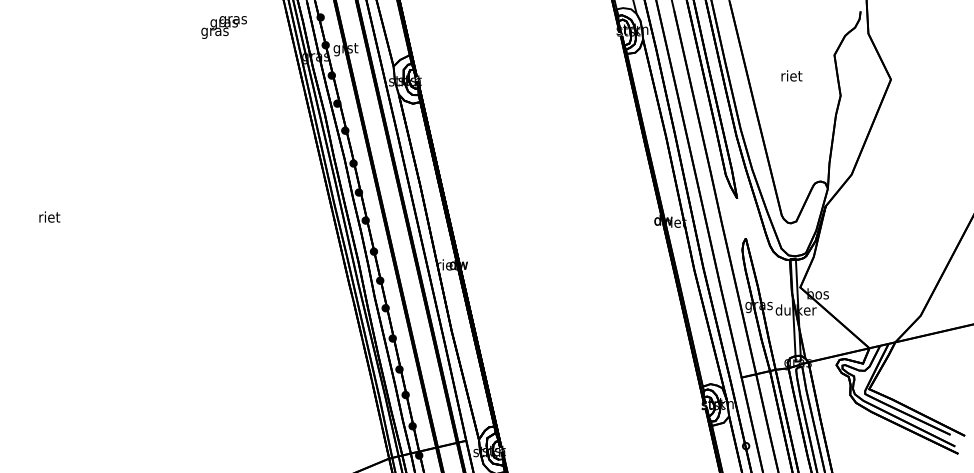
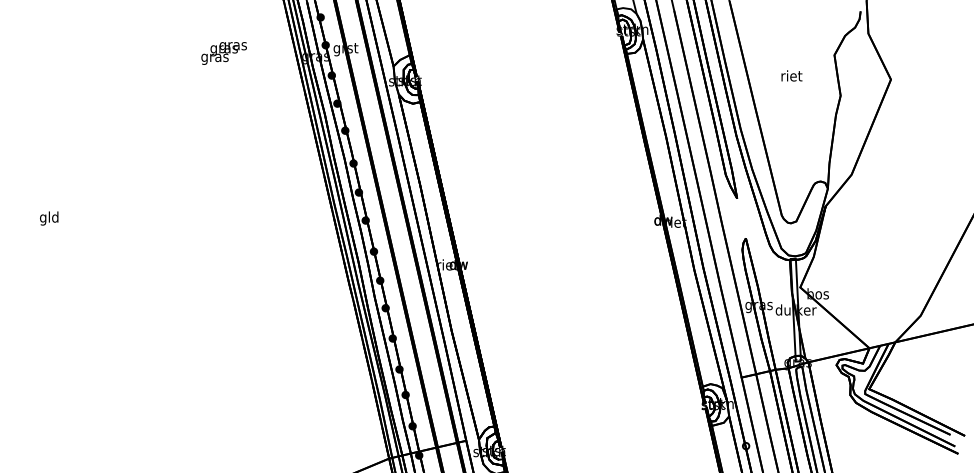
text position: (223, 27) -> (223, 53) (223, 53)
text: riet -> gld (49, 218)
